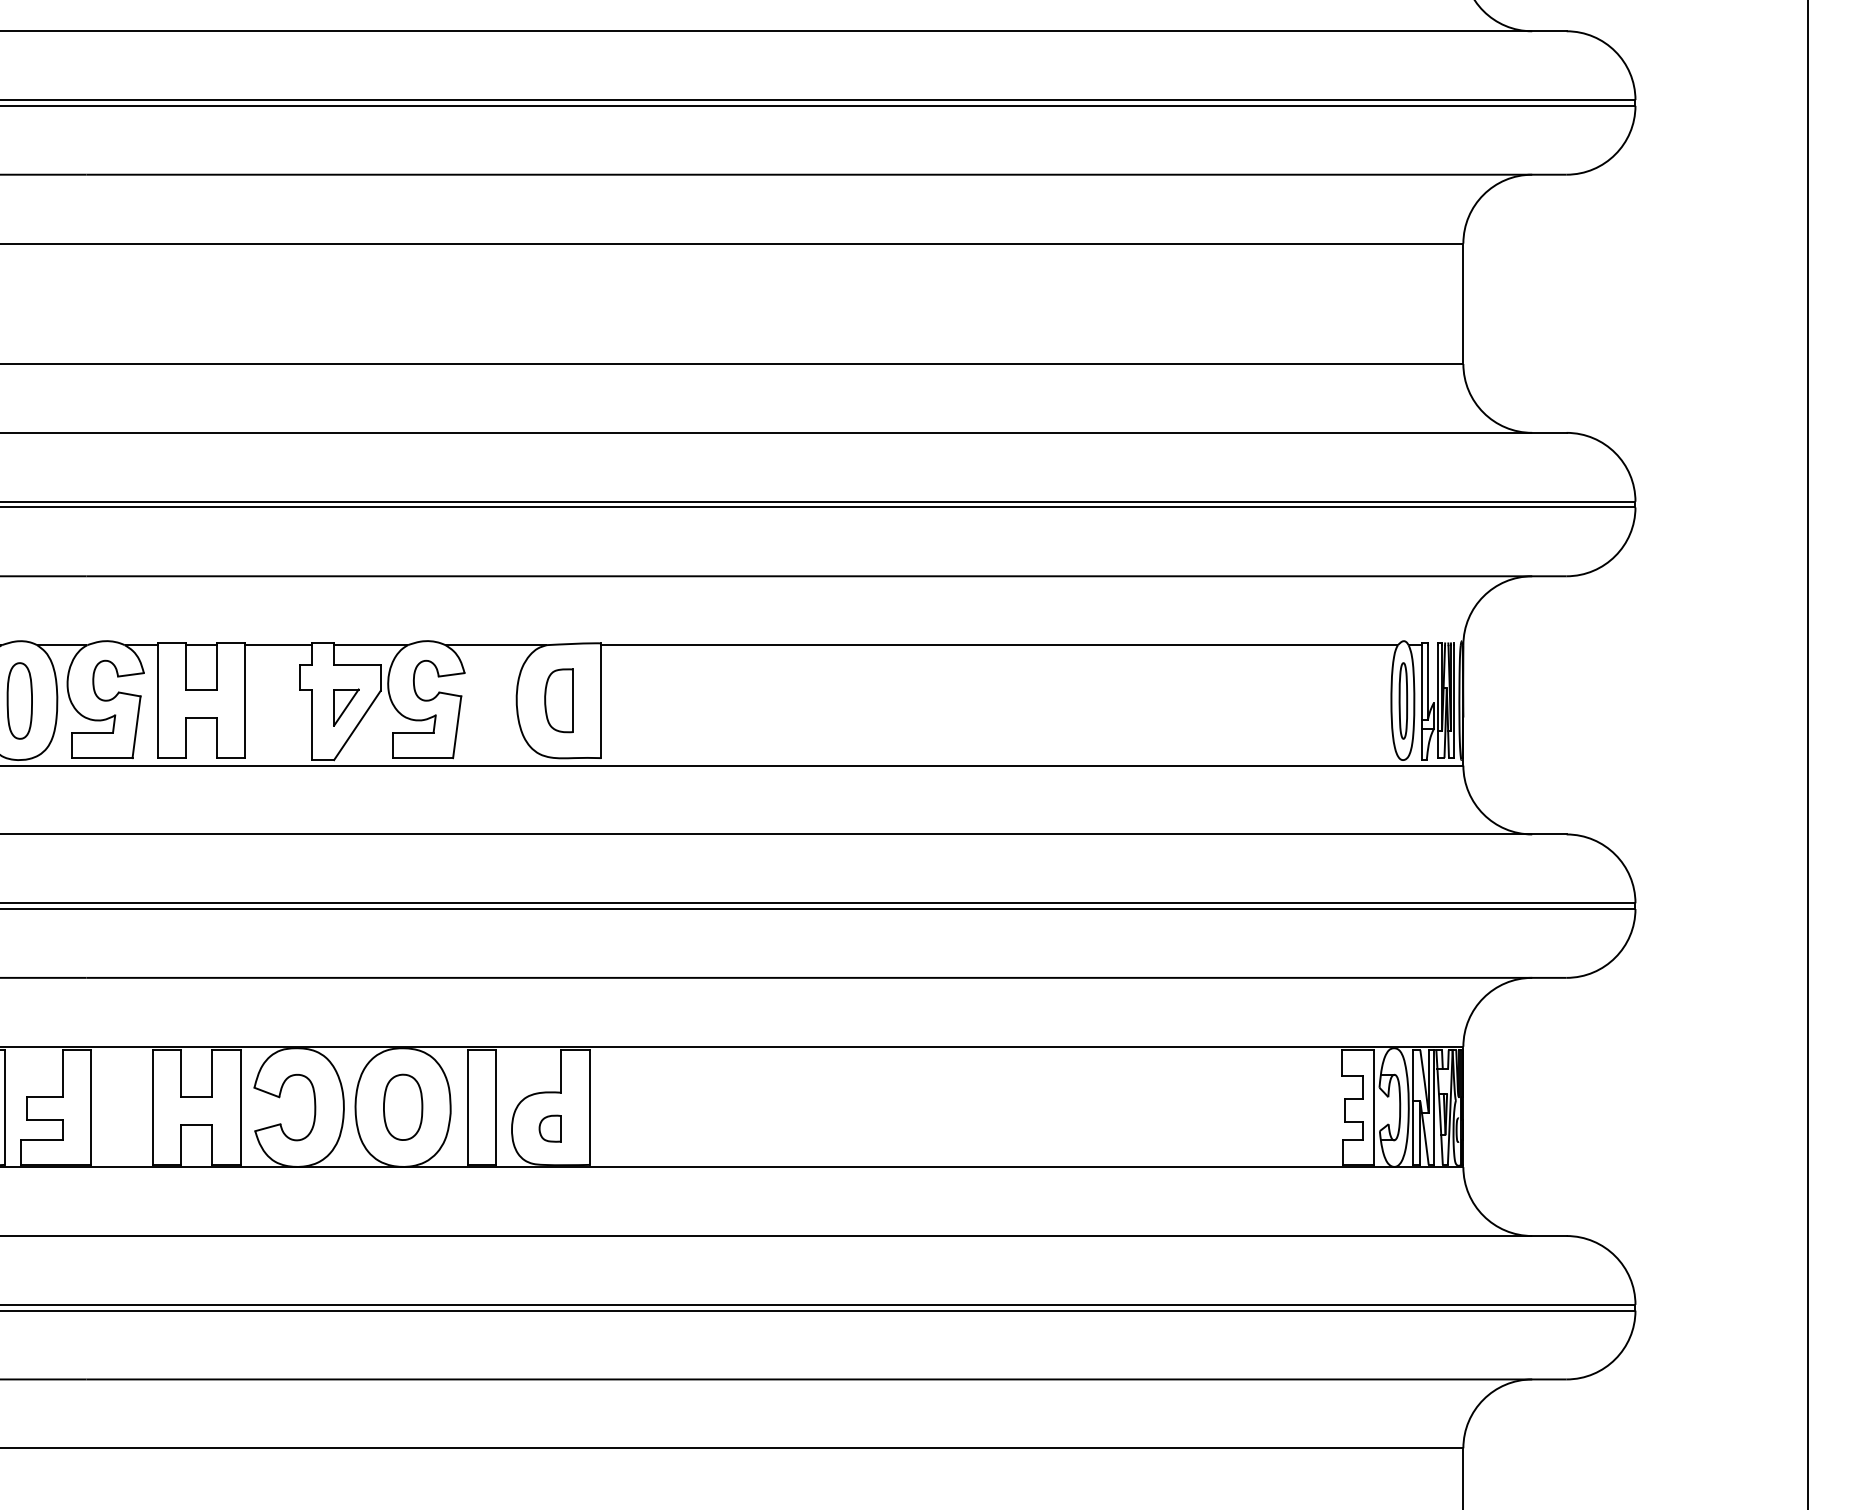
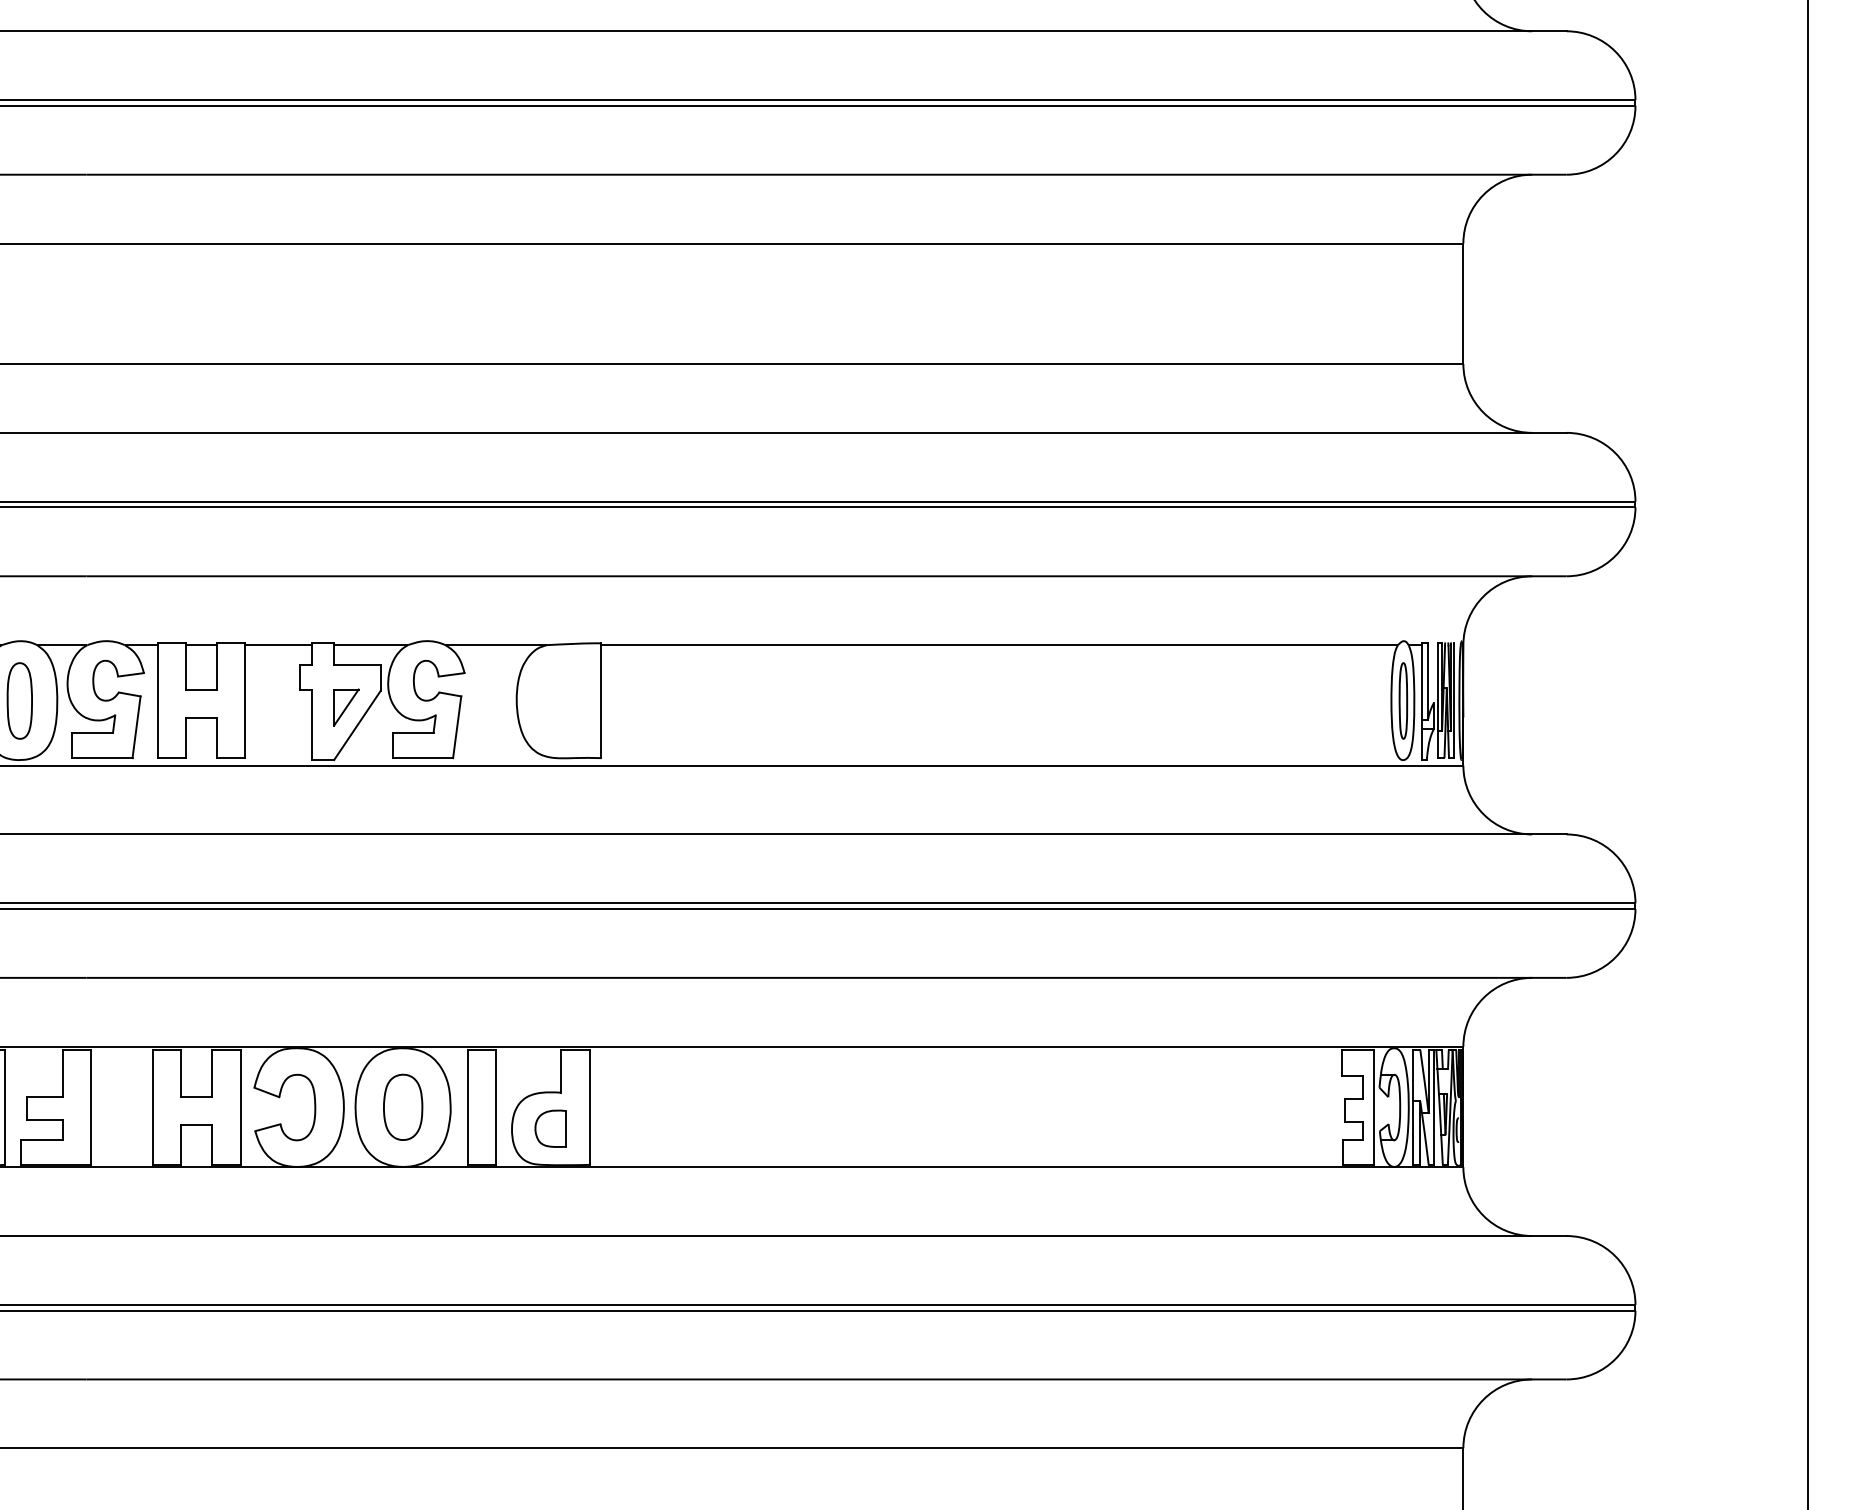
part: present -> none (558, 700)
part size: 24x29 px -> 33x39 px (550, 1128)
